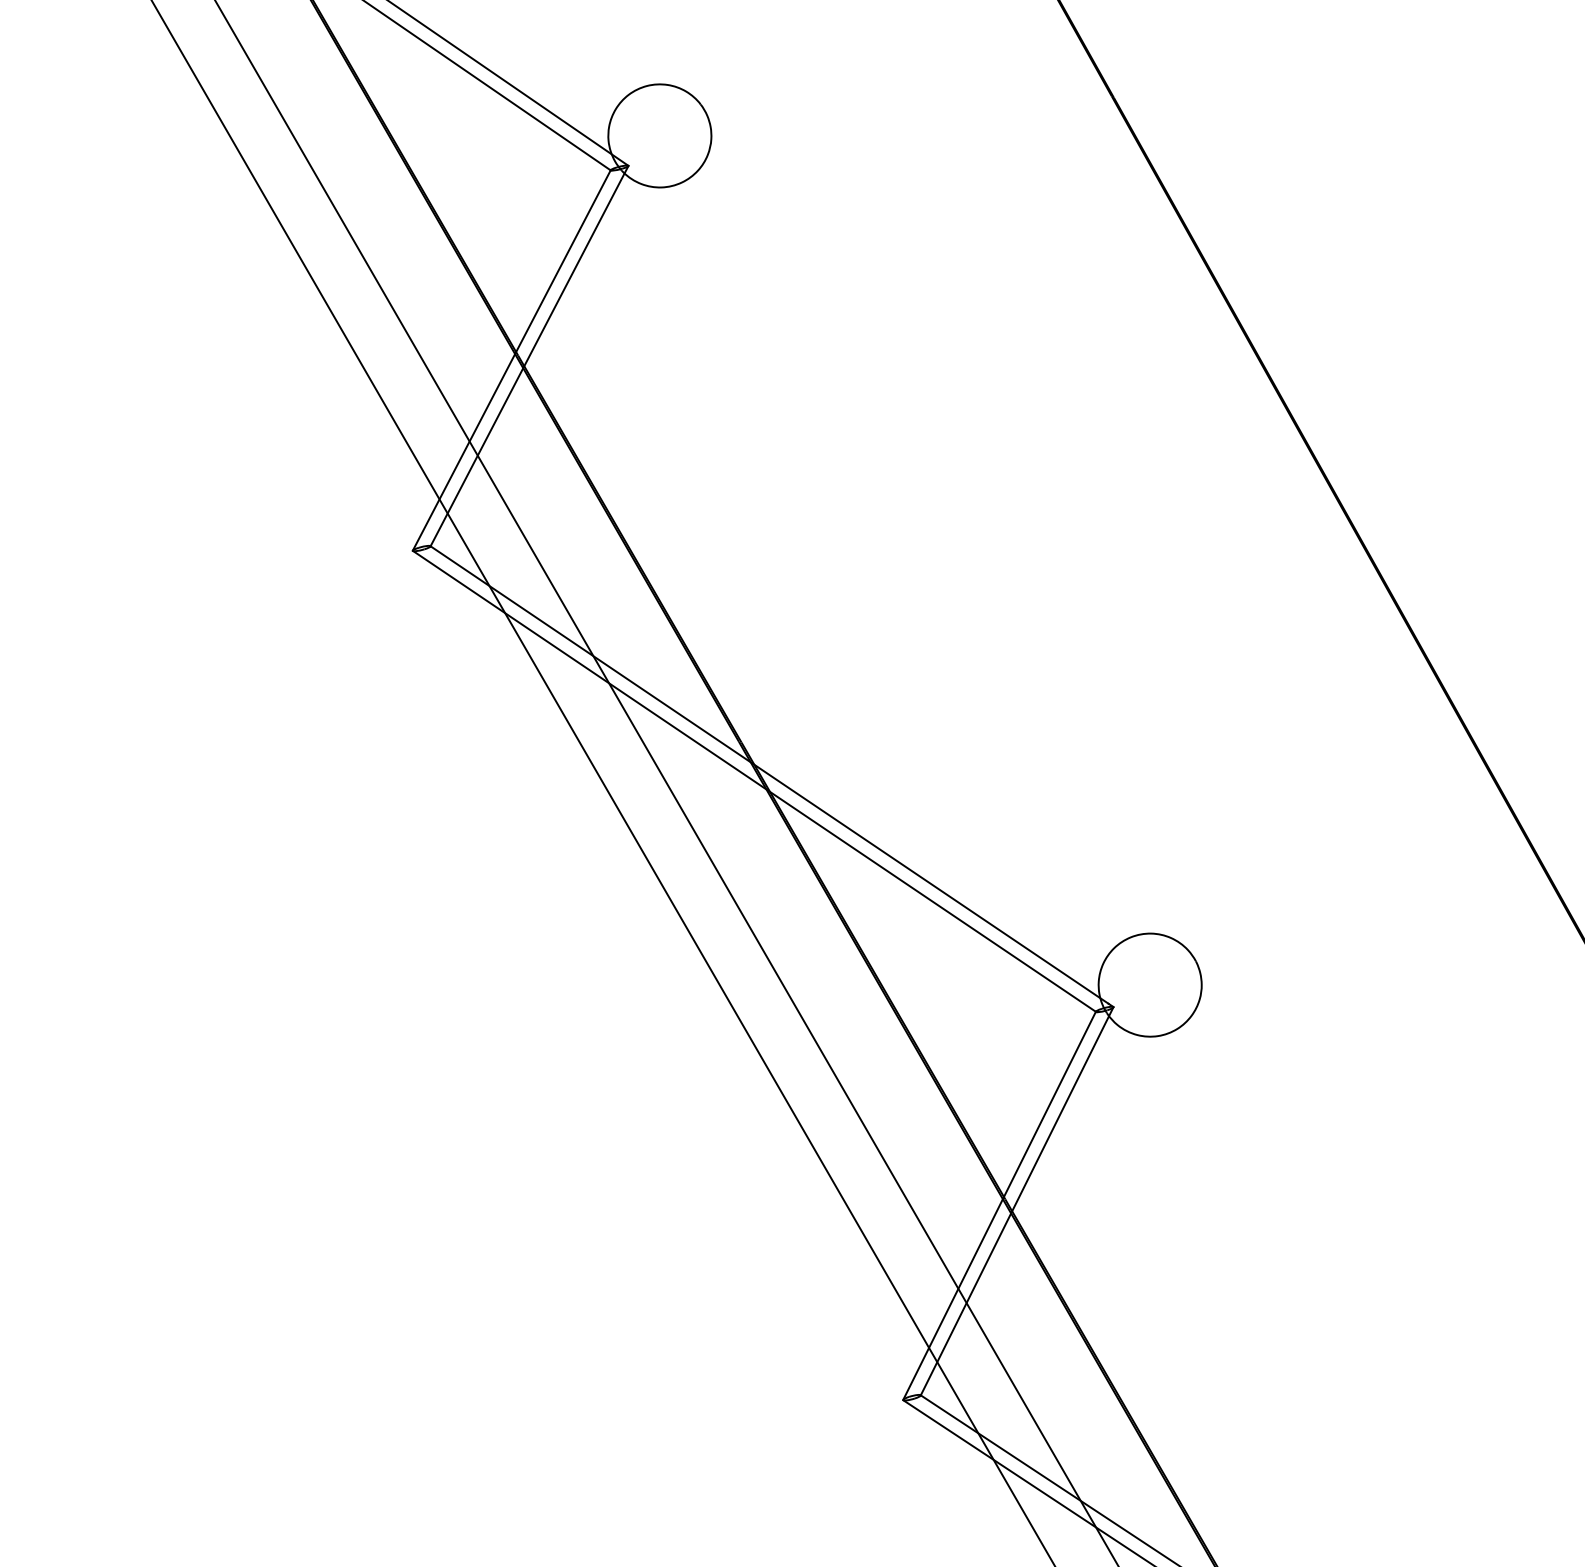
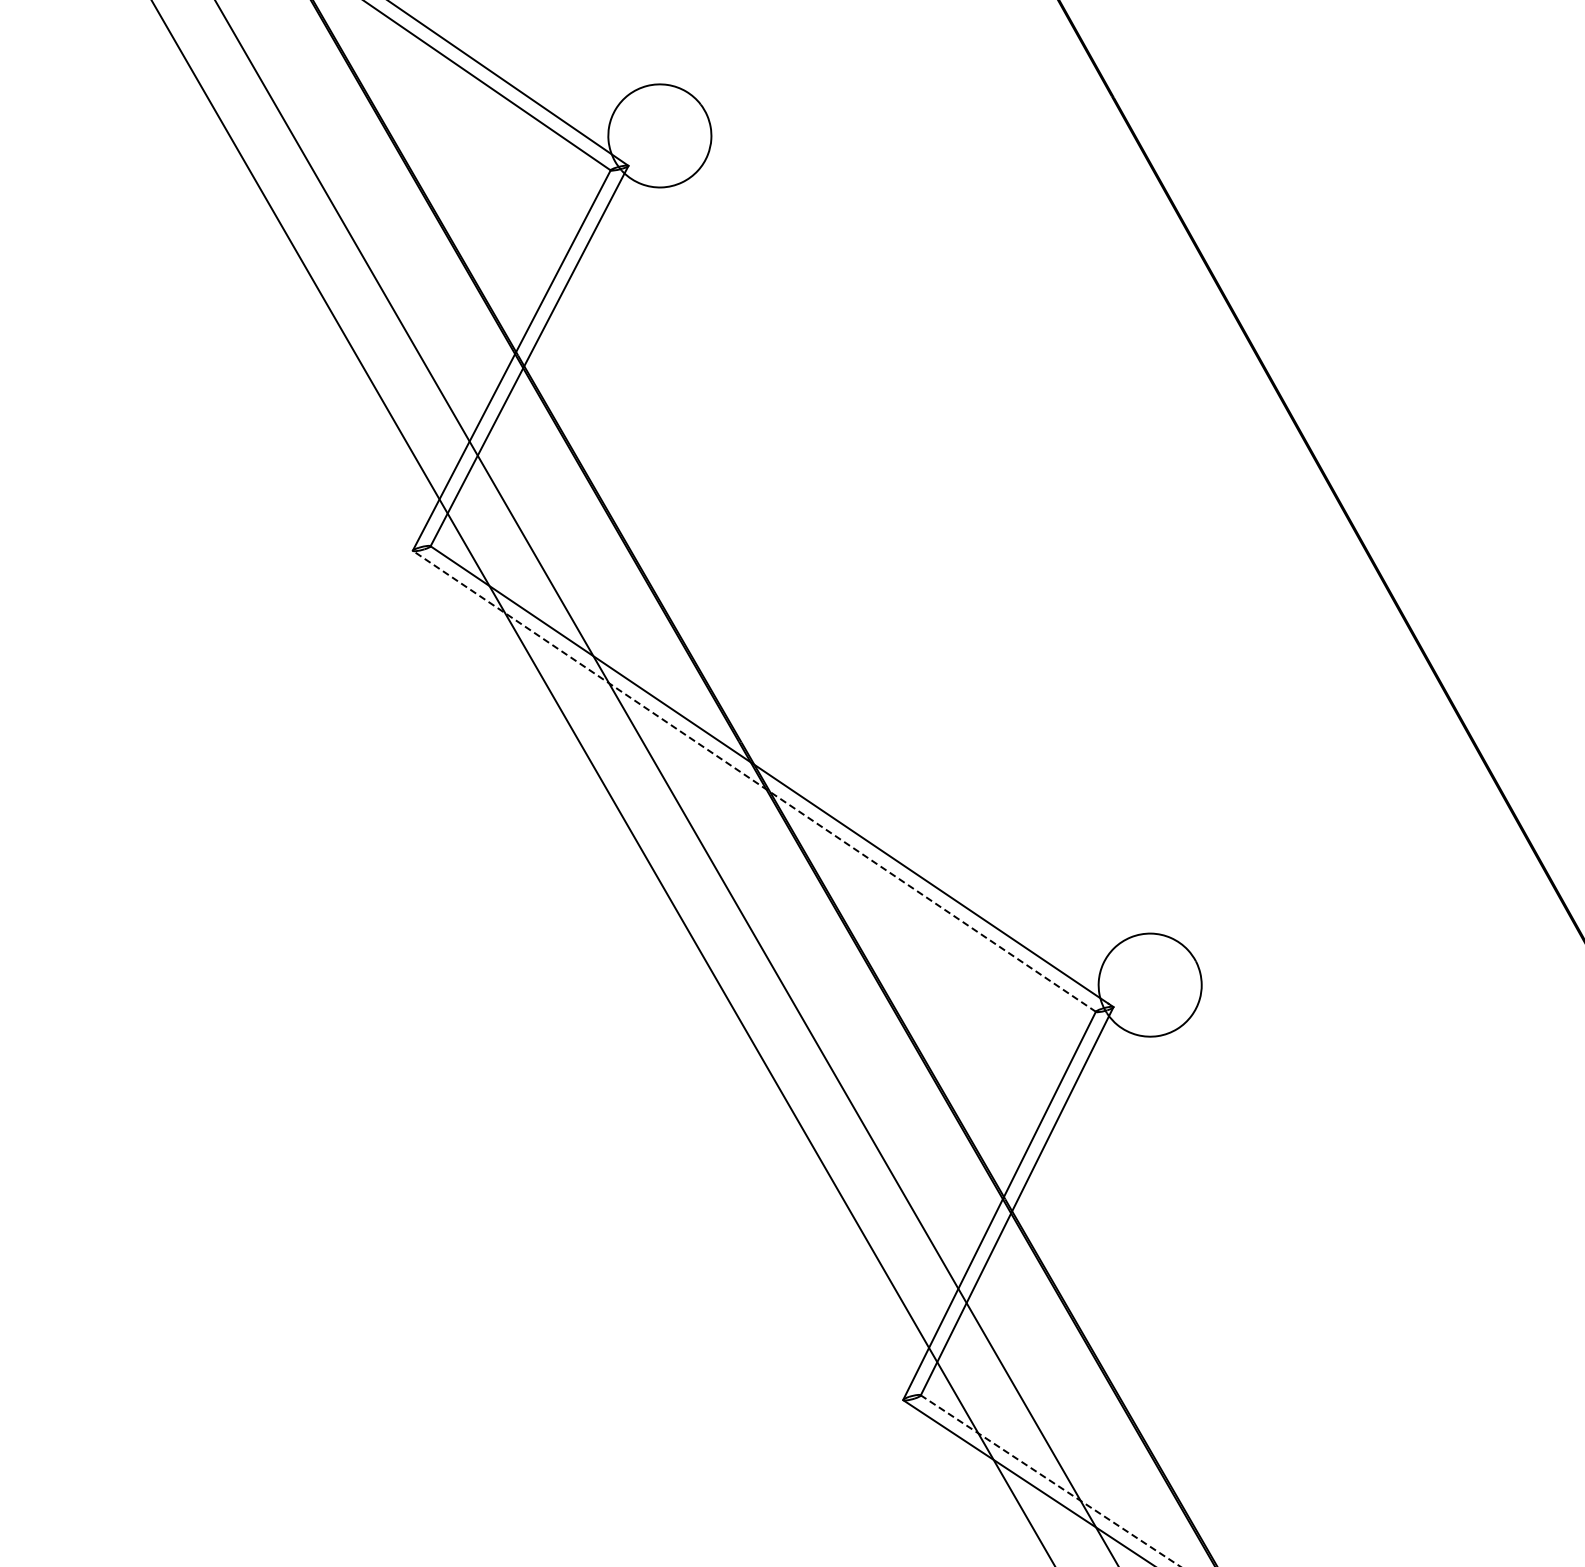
line: solid -> dashed (754, 781)
line: solid -> dashed (1050, 1480)
